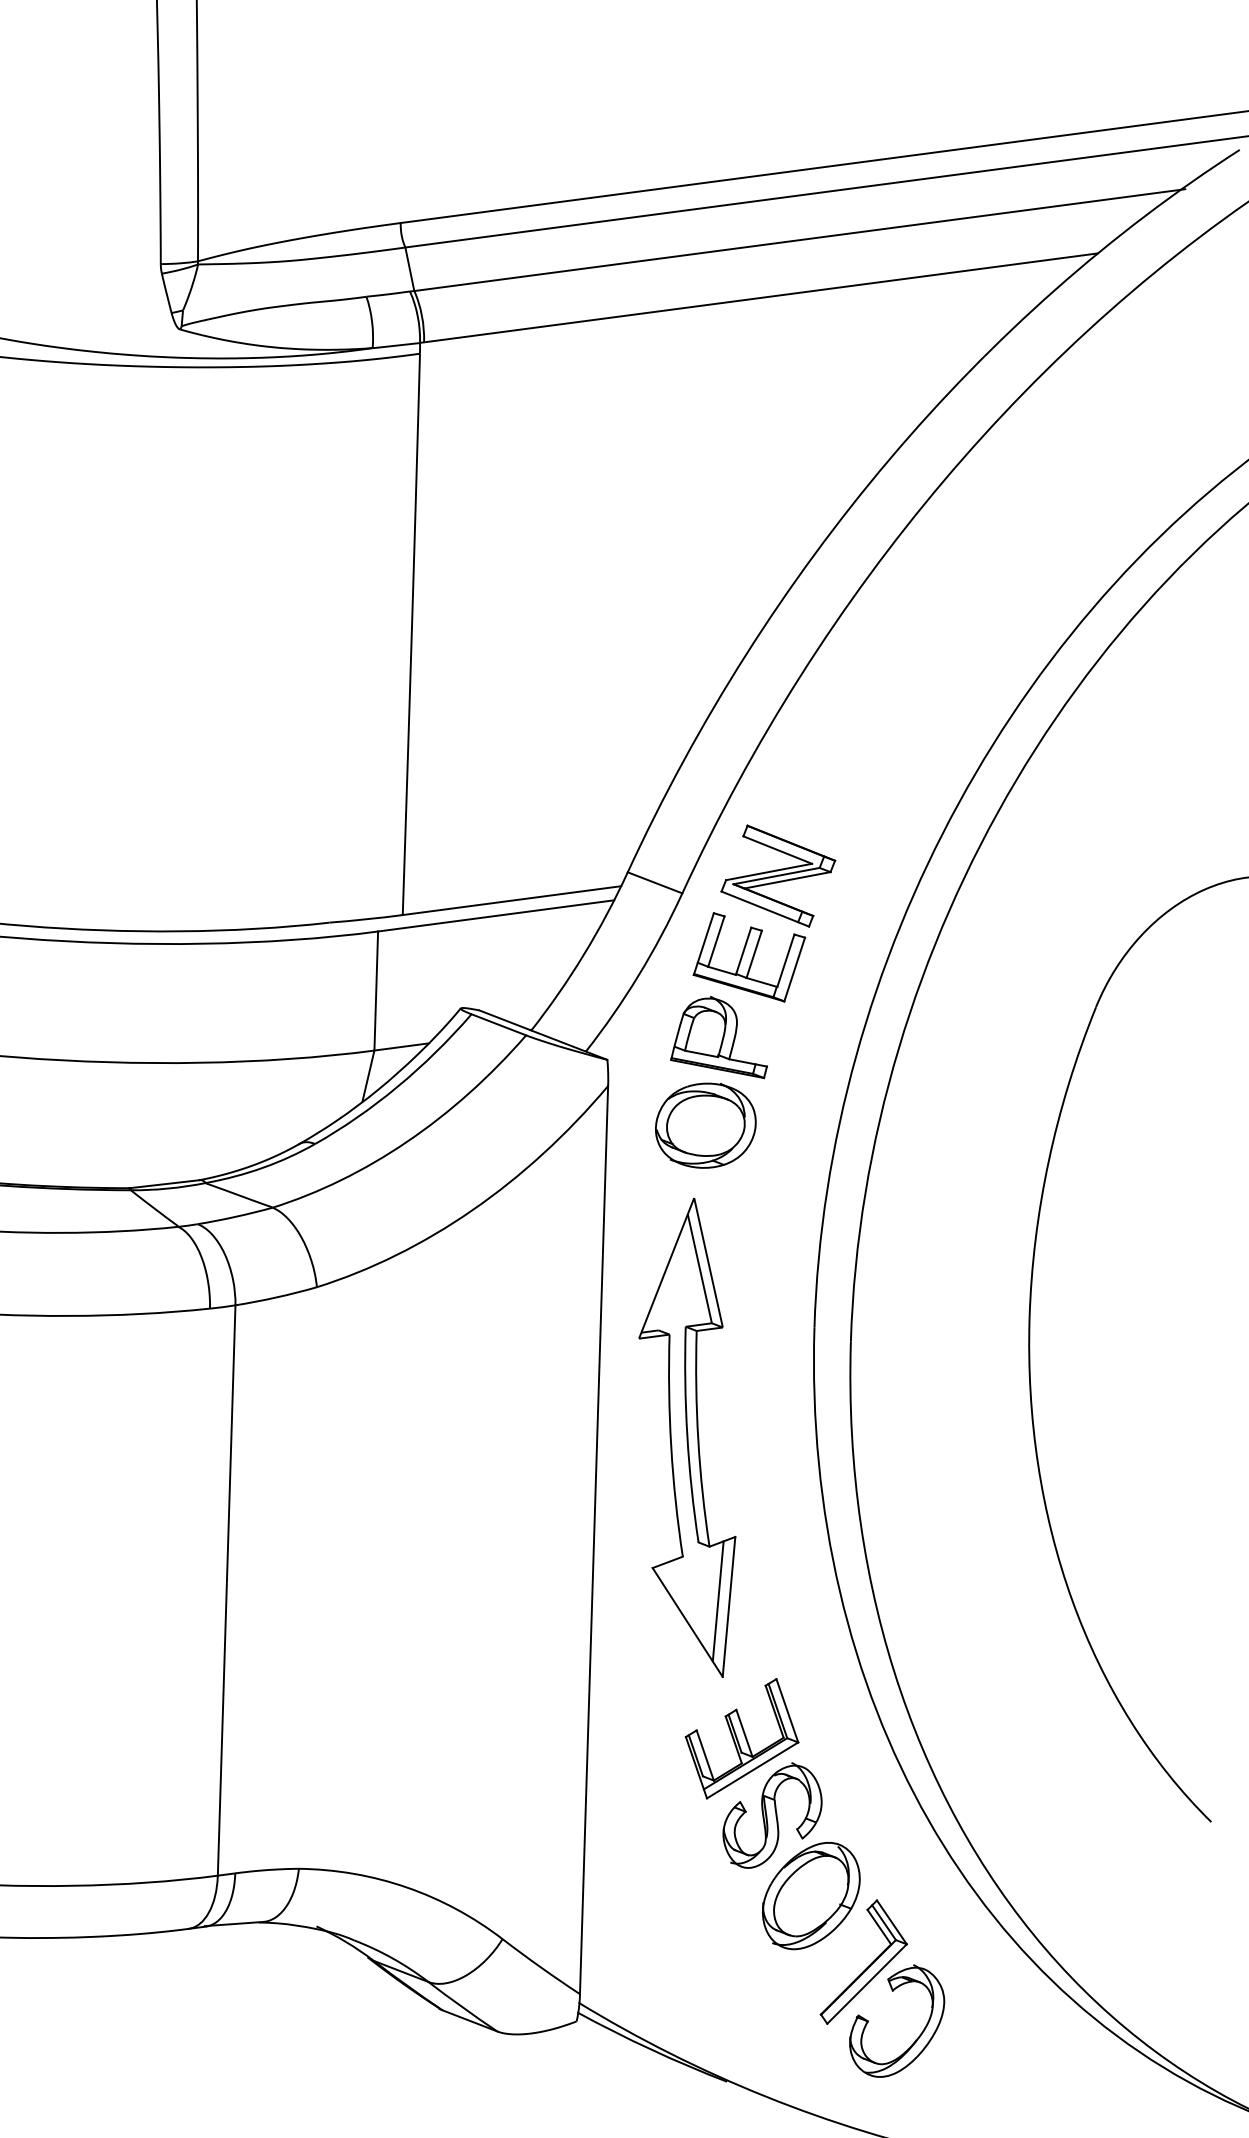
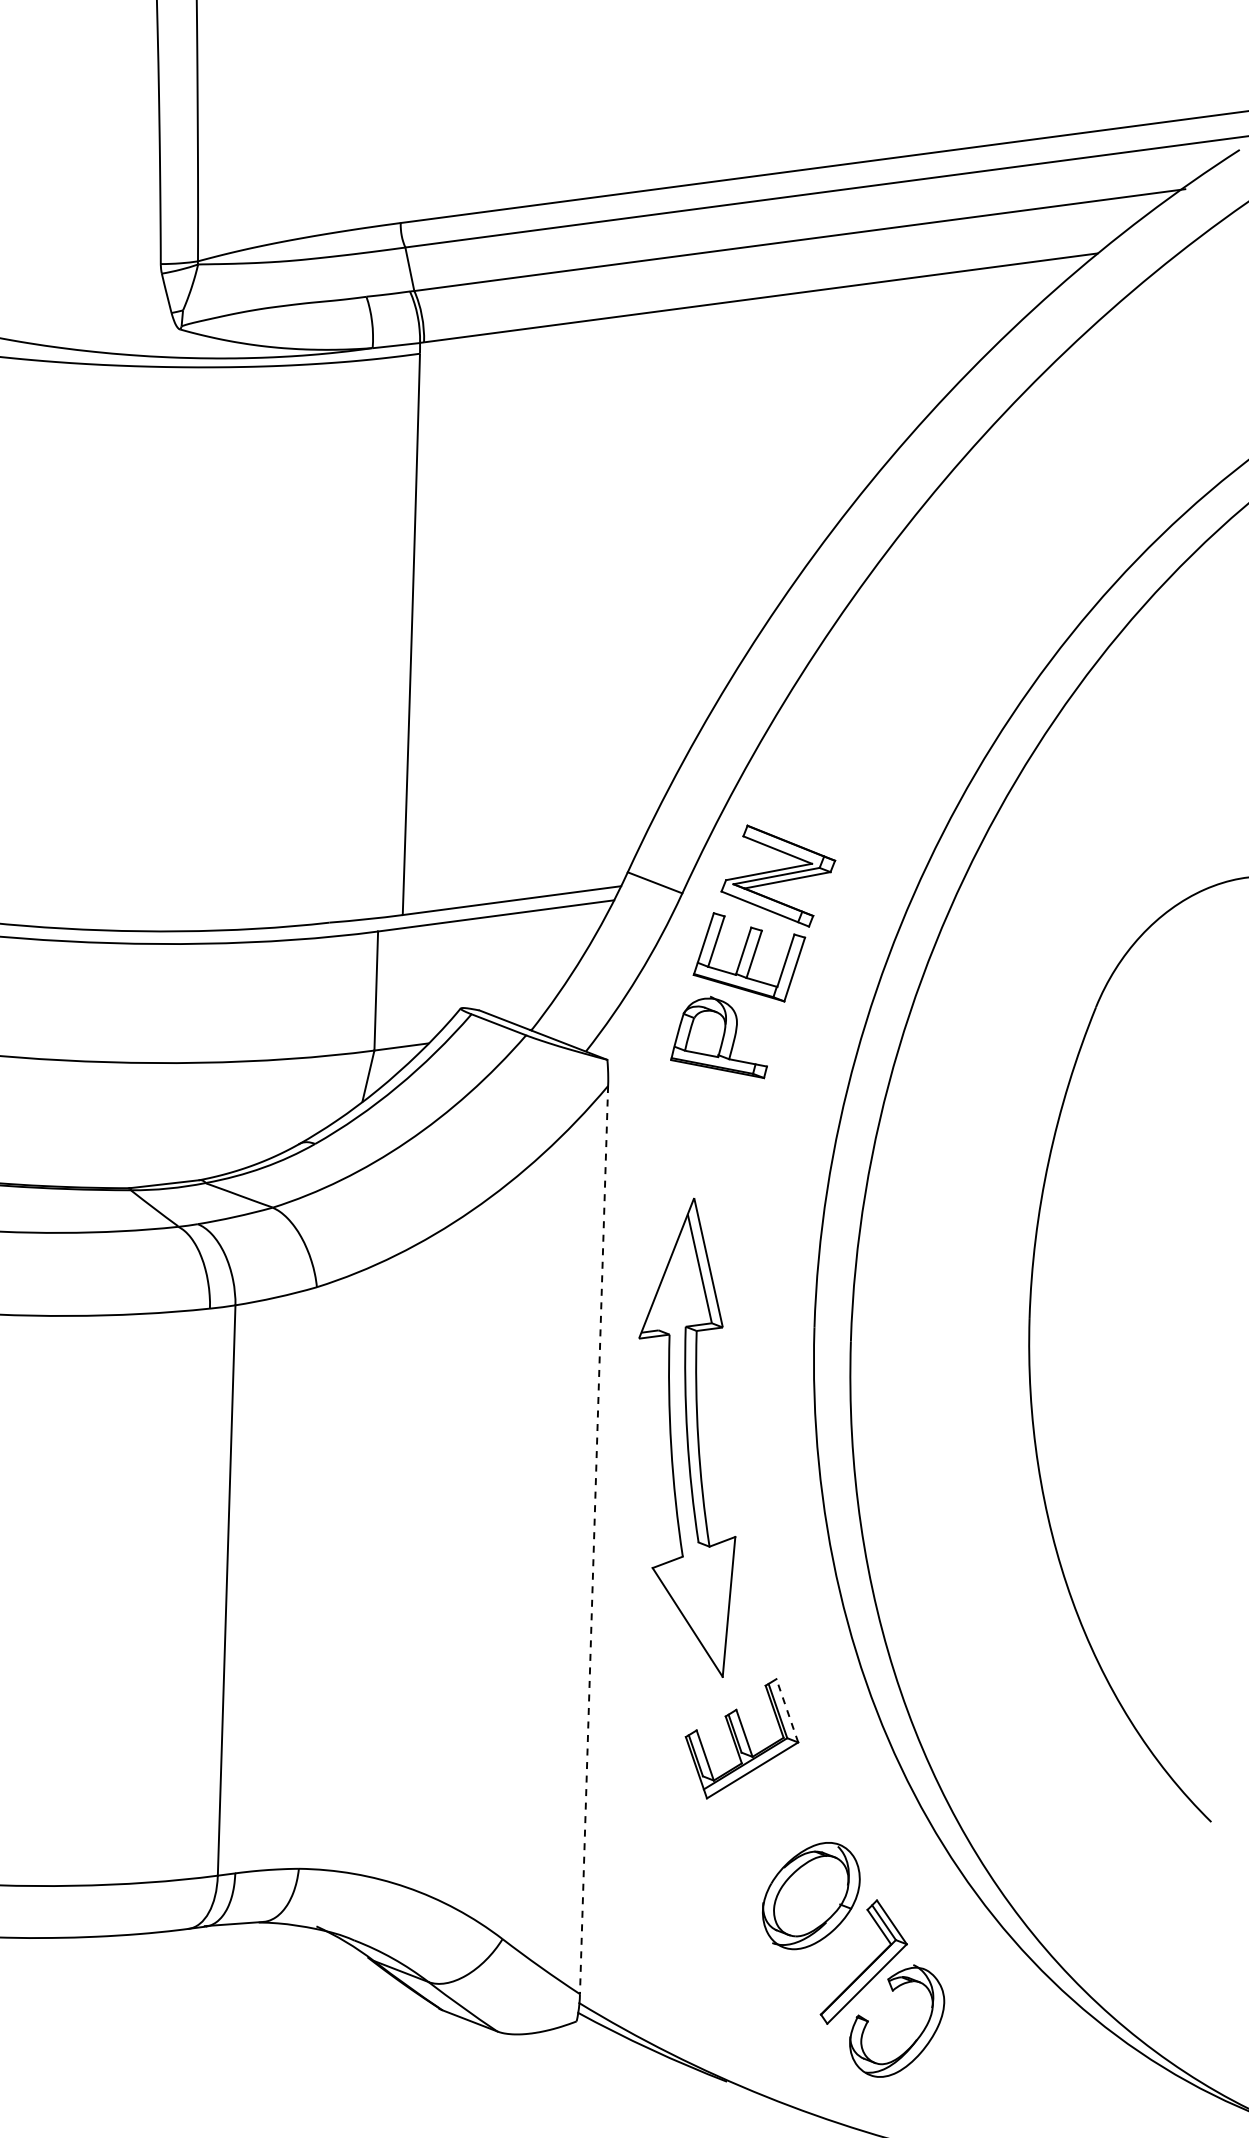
part: present -> none (705, 1125)
line: solid -> dashed (594, 1540)
line: present -> none (717, 1601)
line: solid -> dashed (787, 1710)
part: present -> none (772, 1815)
